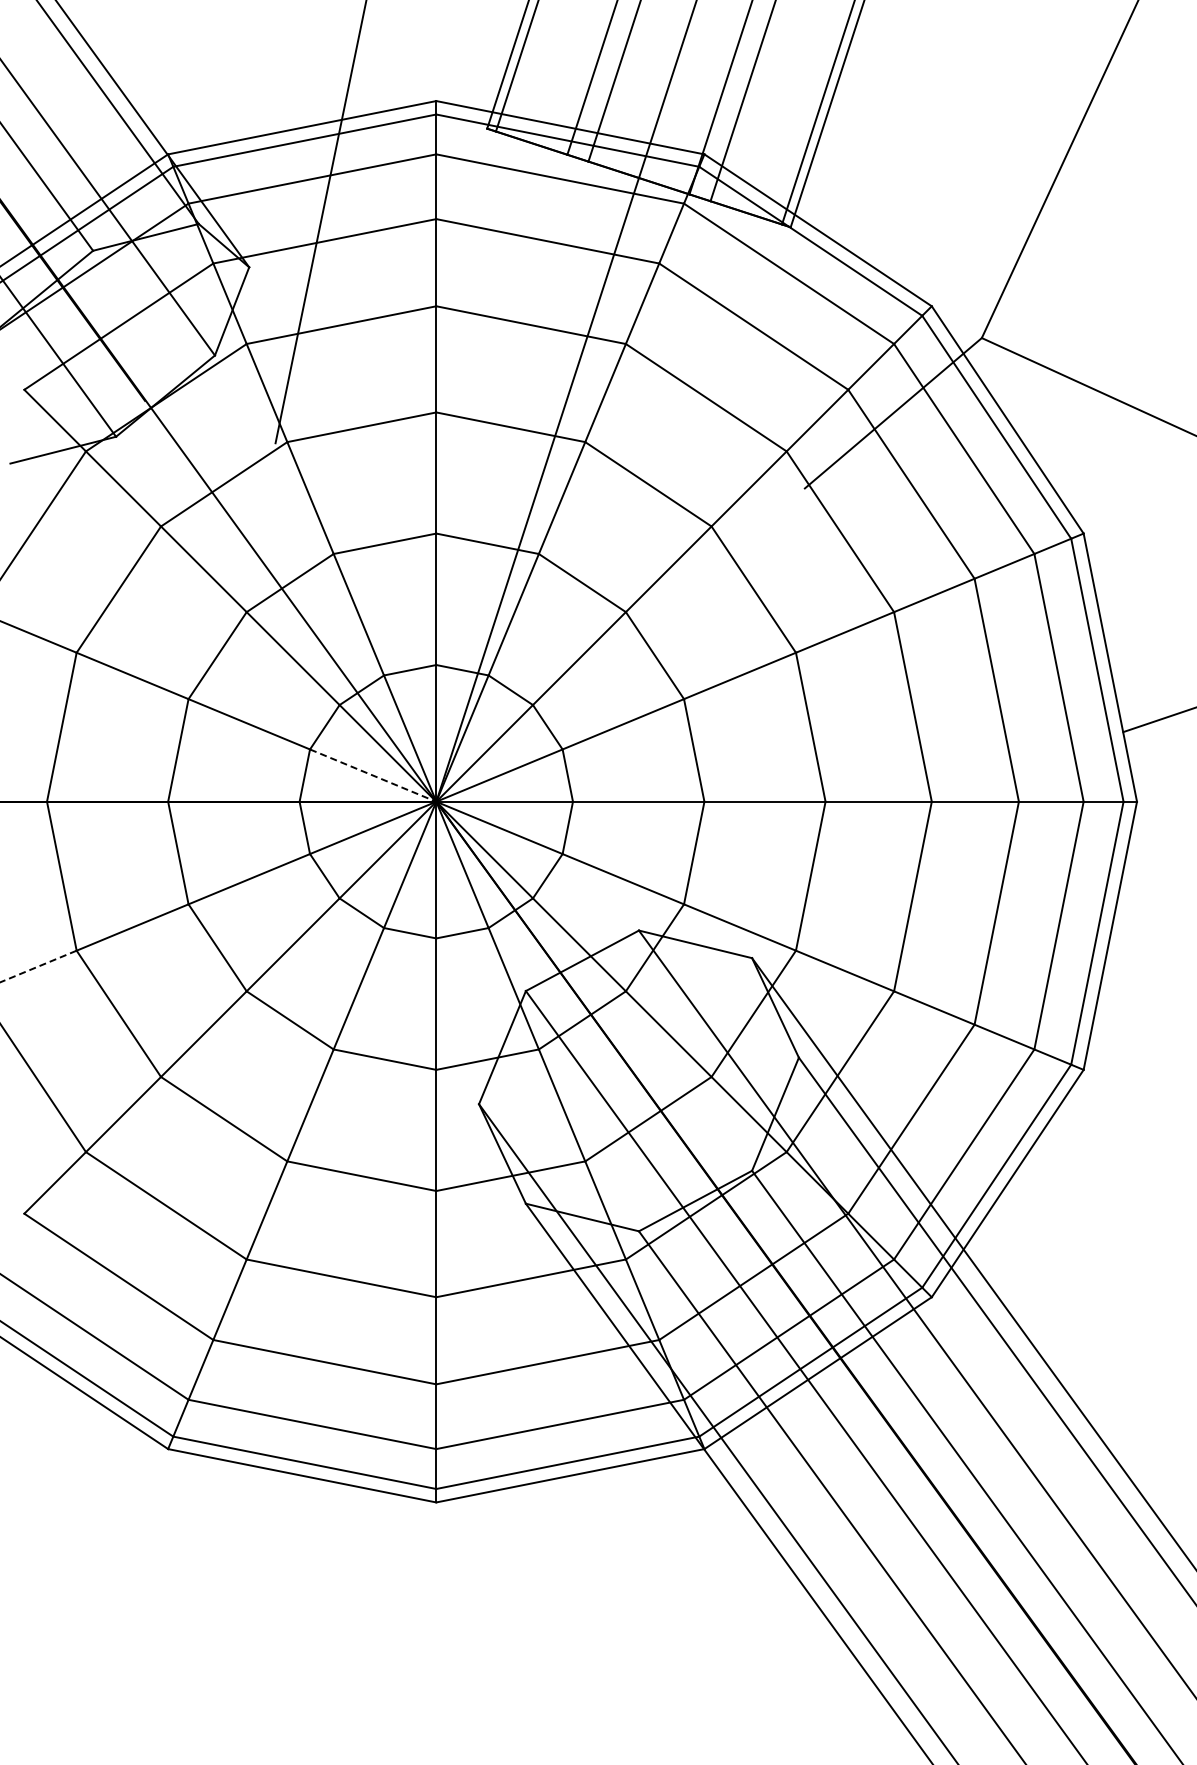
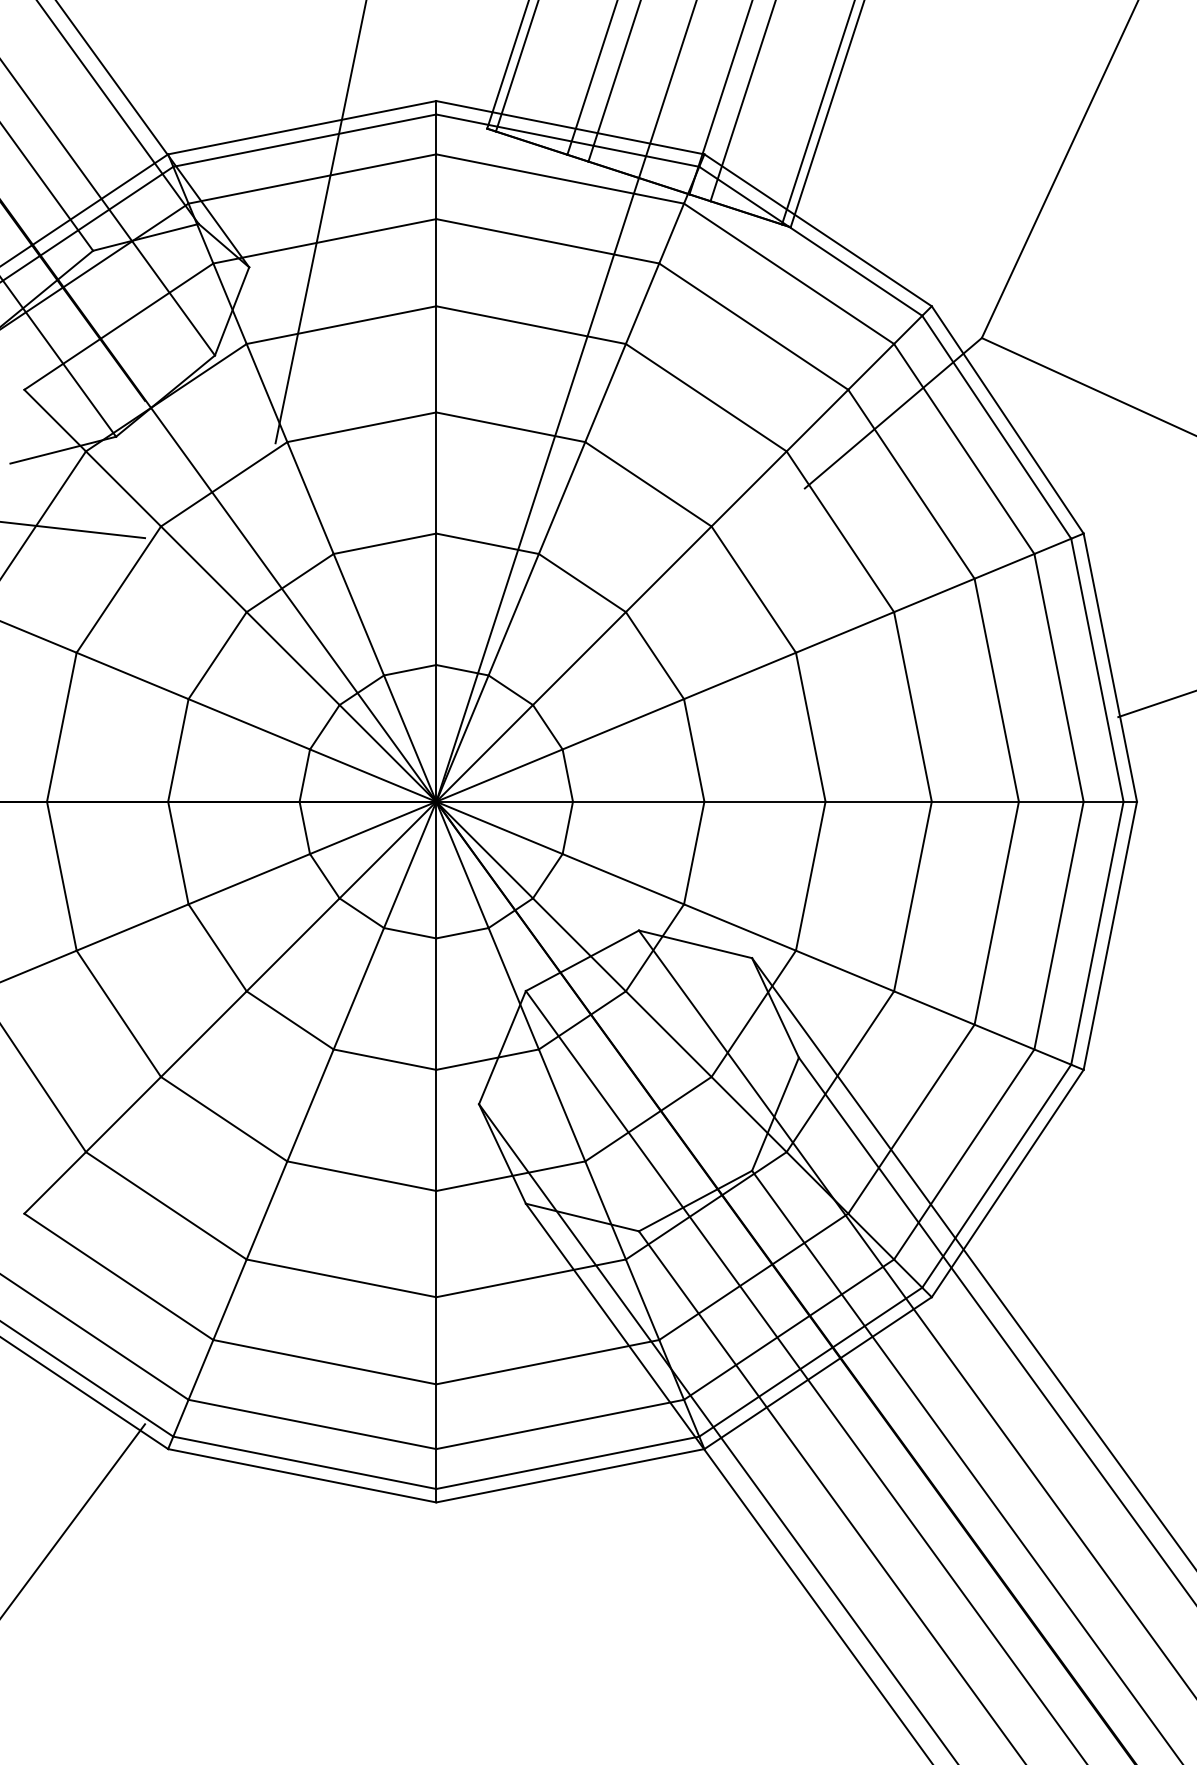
line: none -> present (73, 530)
line position: (1158, 720) -> (1155, 704) (1155, 704)
line: dashed -> solid (373, 775)
line: dashed -> solid (39, 966)
line: none -> present (73, 1520)
